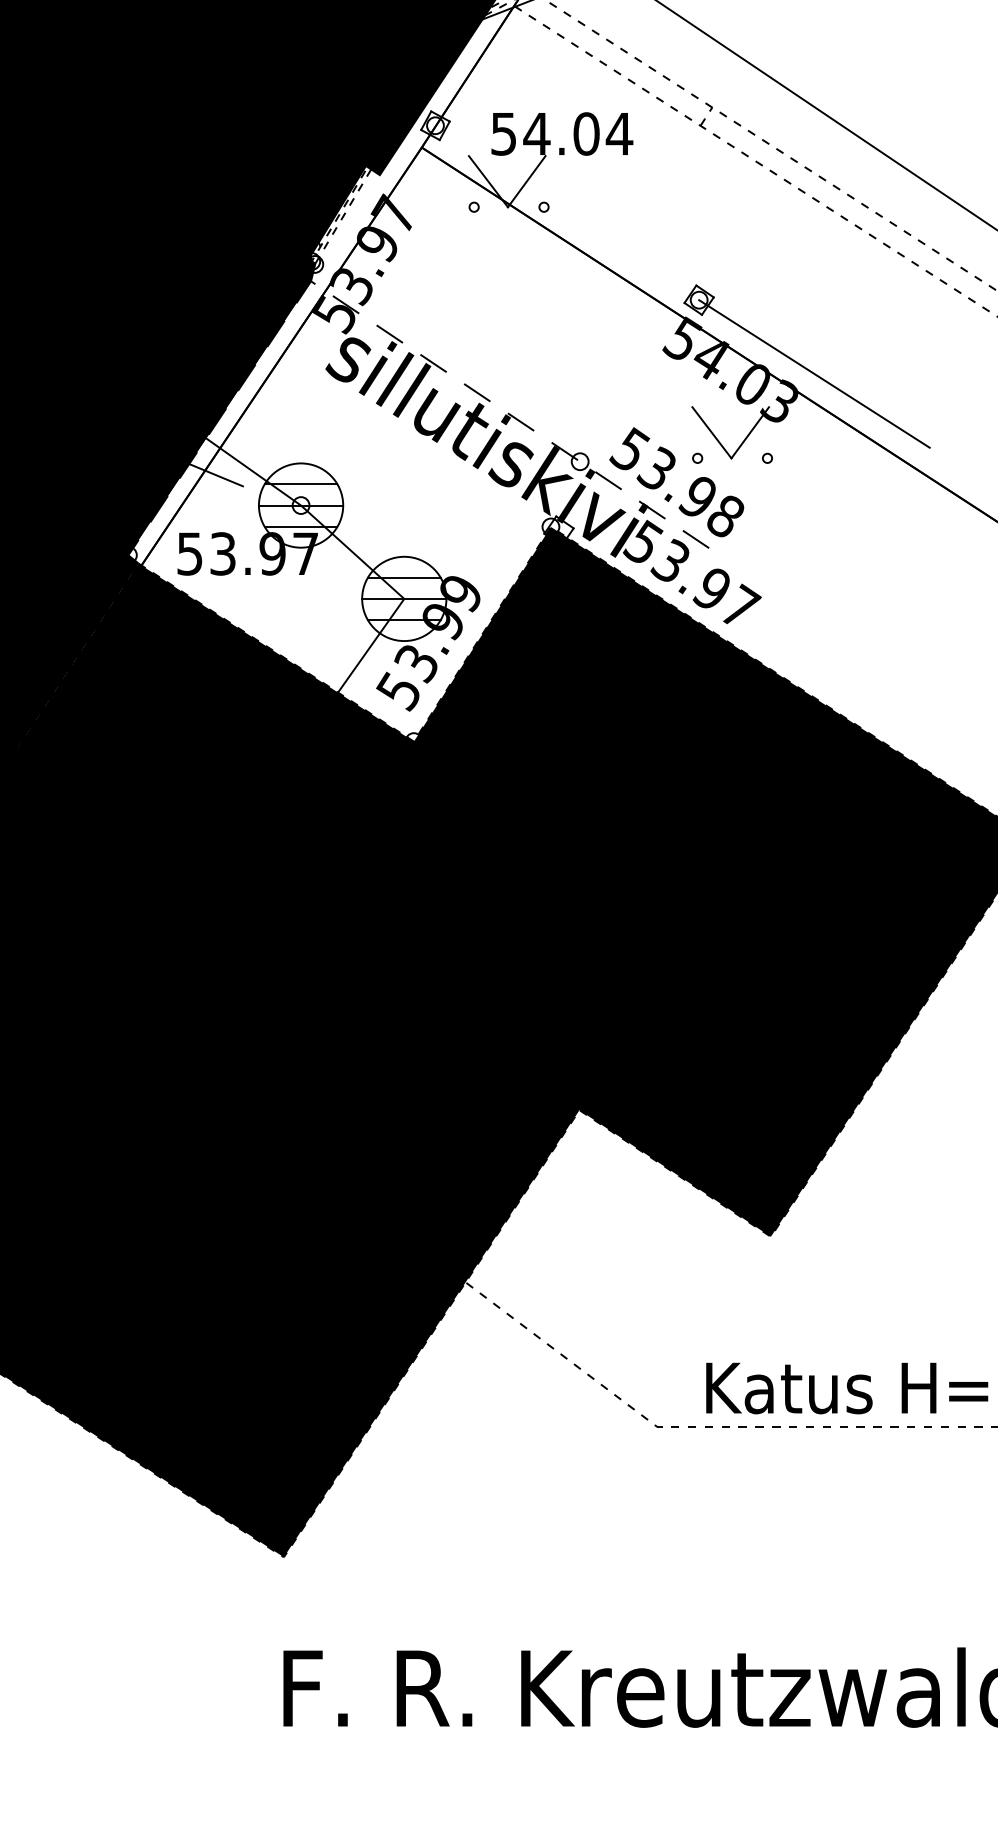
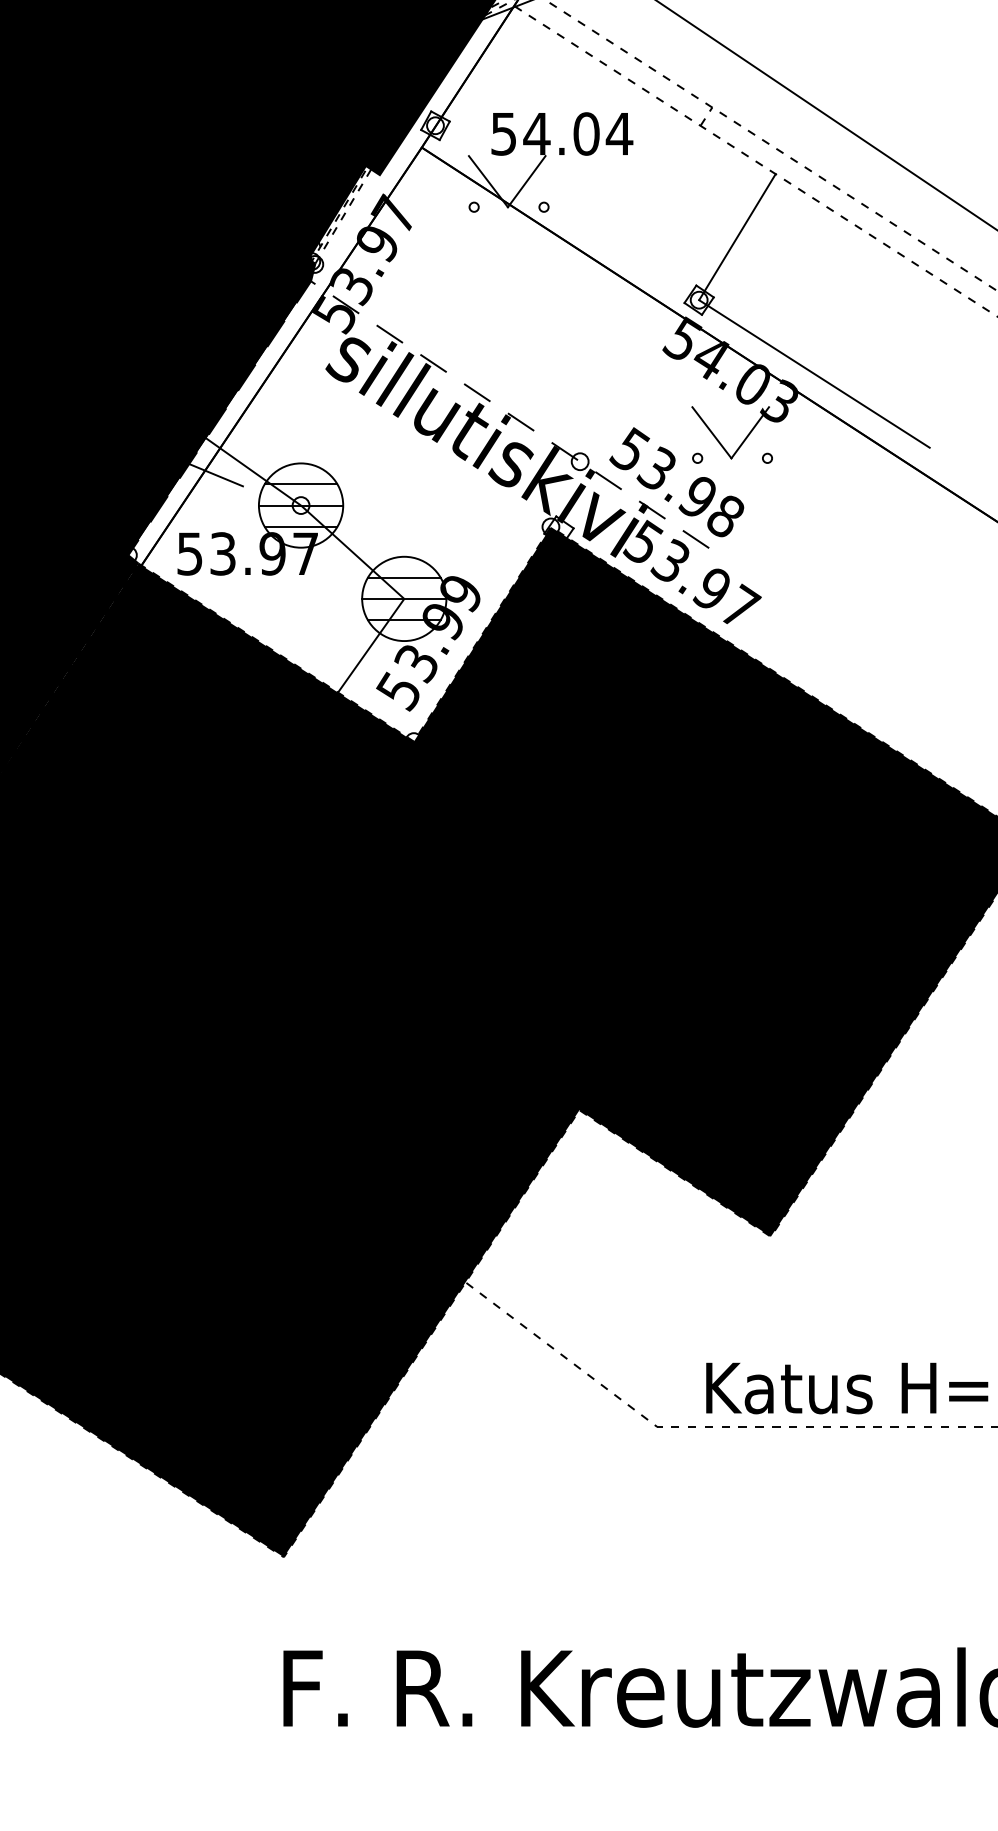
line: none -> present (737, 236)
